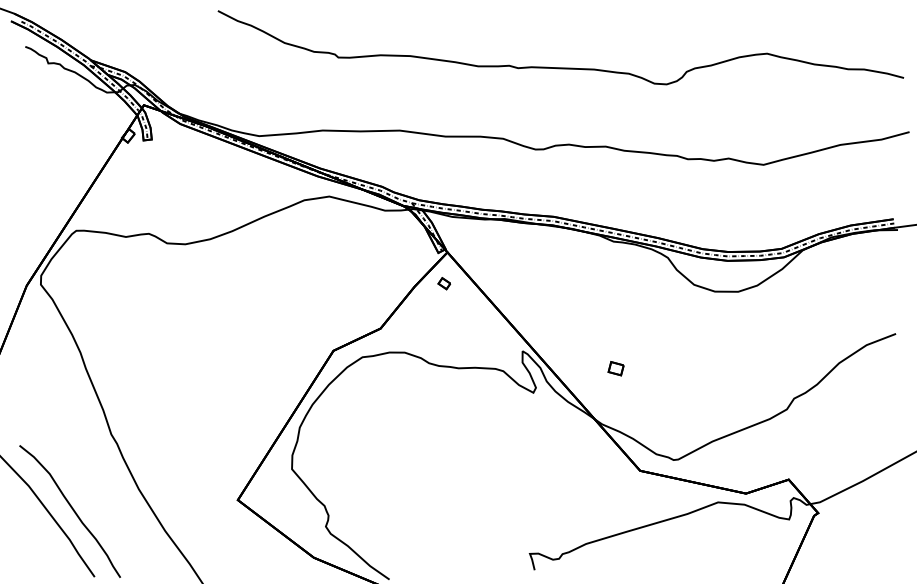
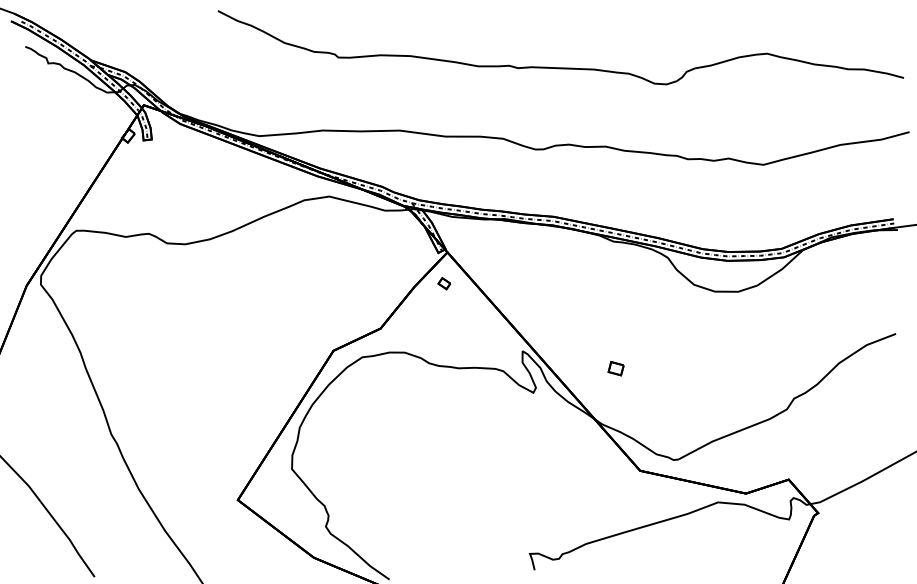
curve: present -> none (72, 510)
